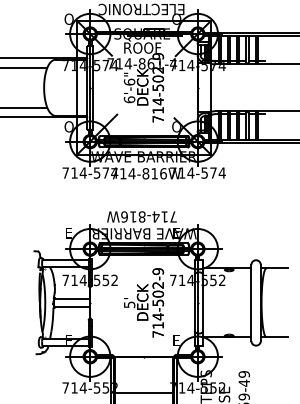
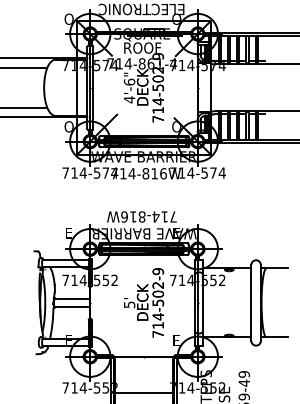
text: 6'-6" -> 4'-6" (129, 99)
